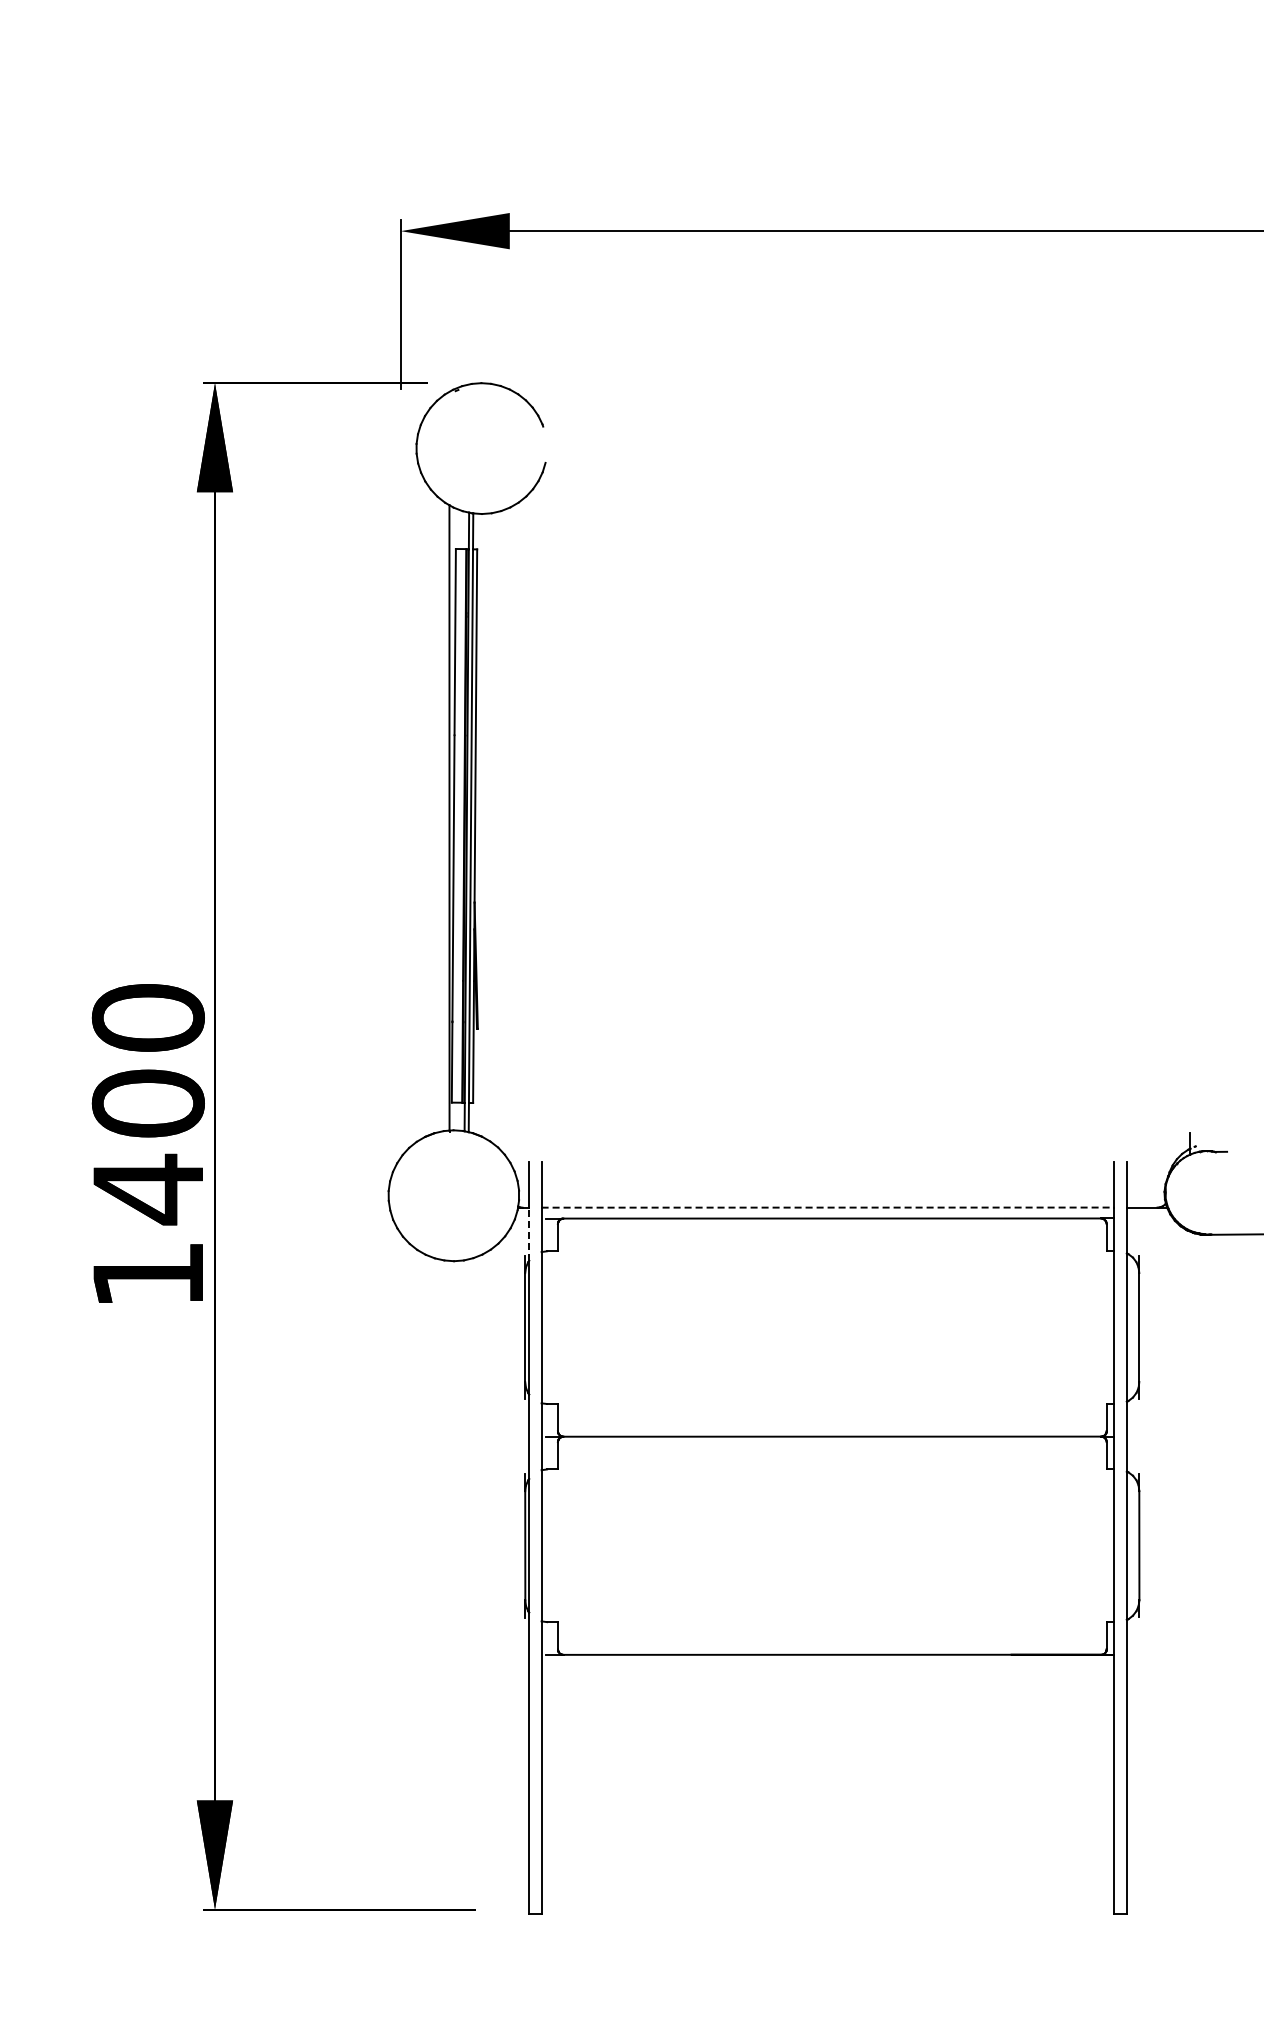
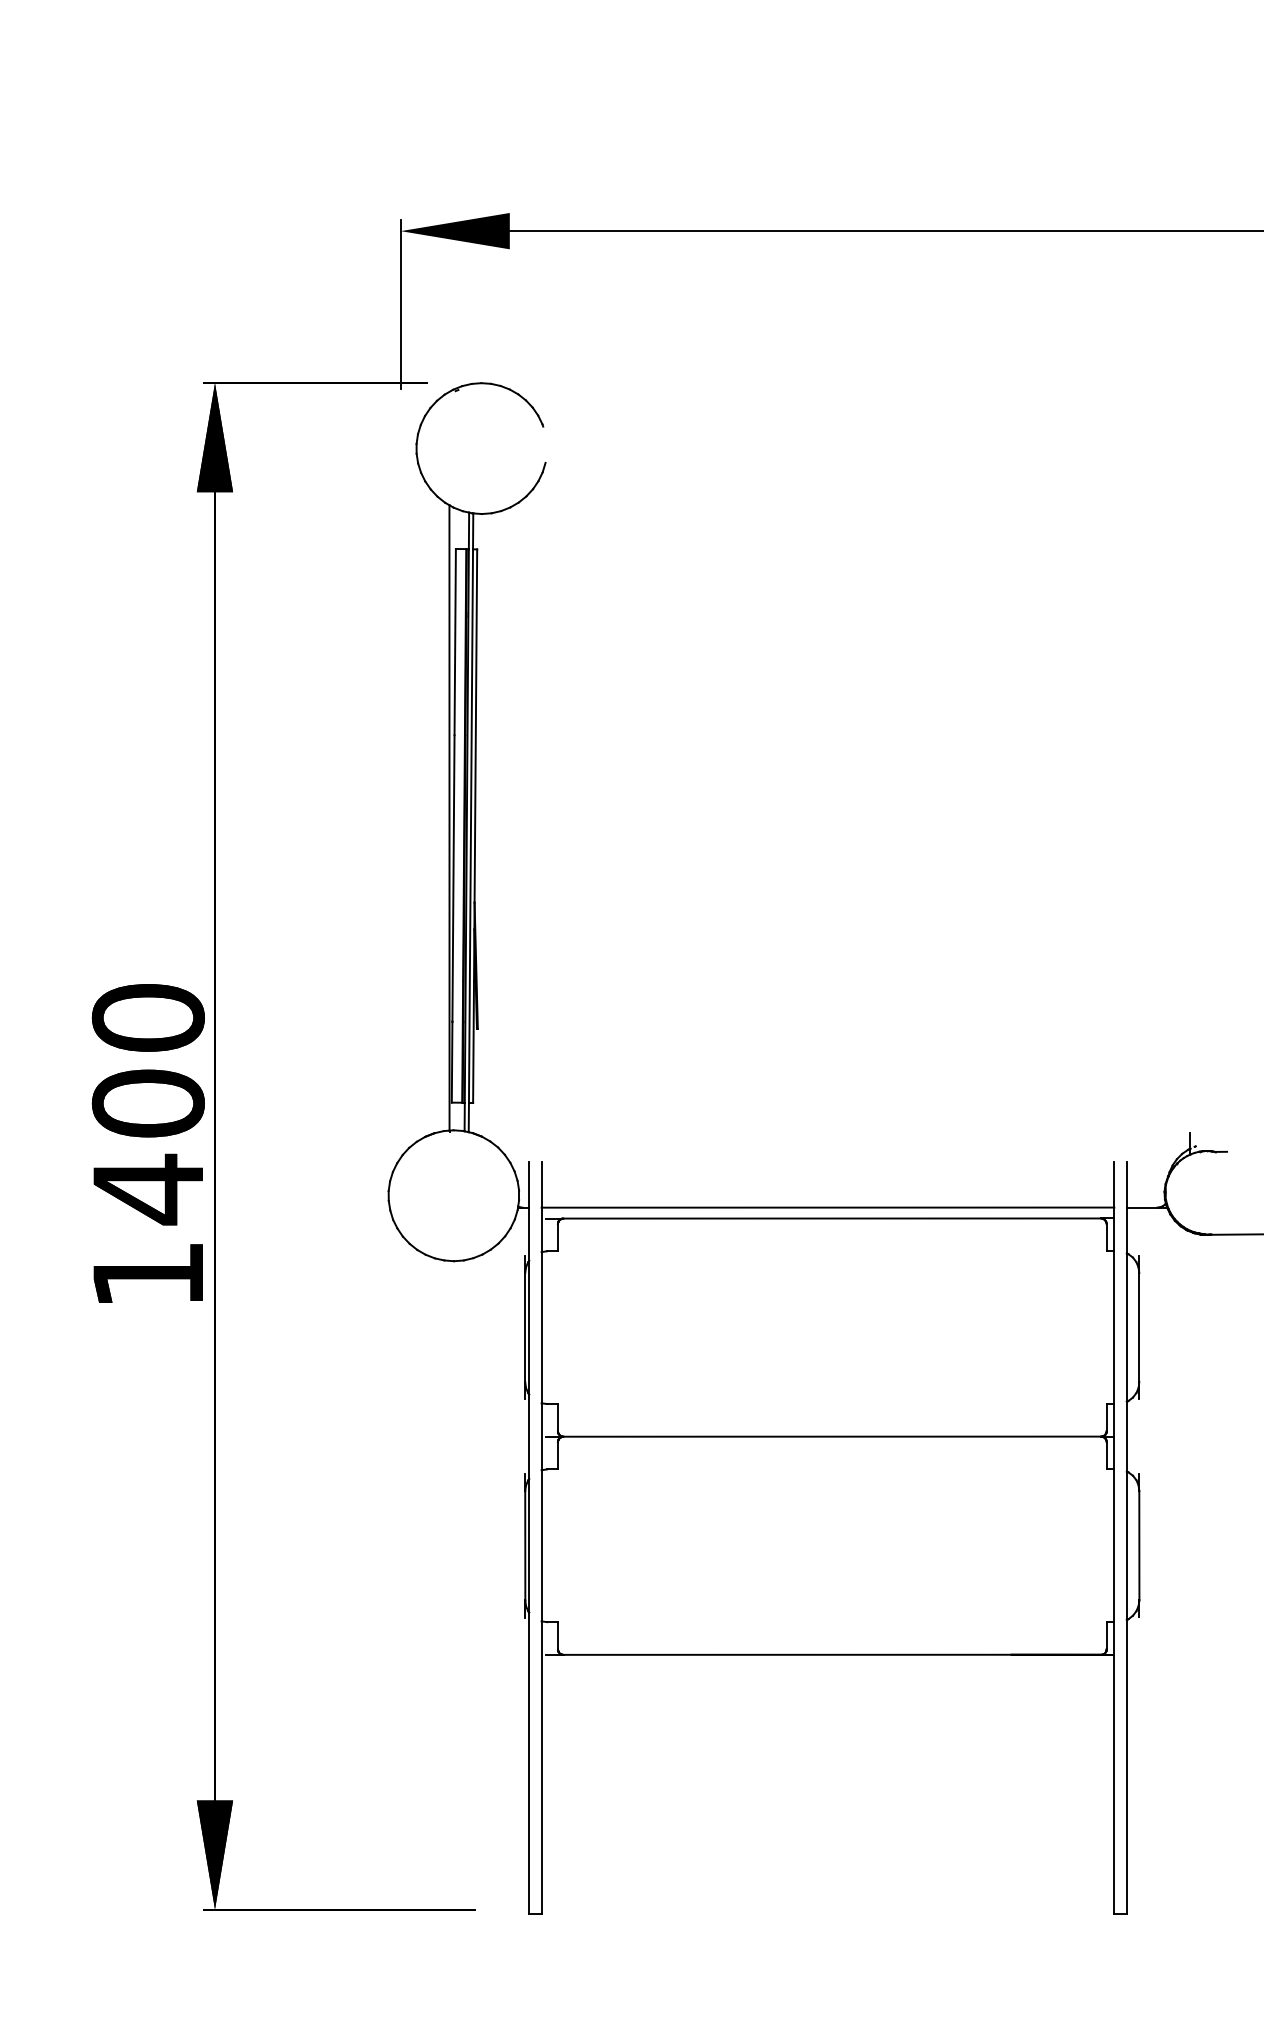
line: dashed -> solid (828, 1207)
line: dashed -> solid (529, 1234)
